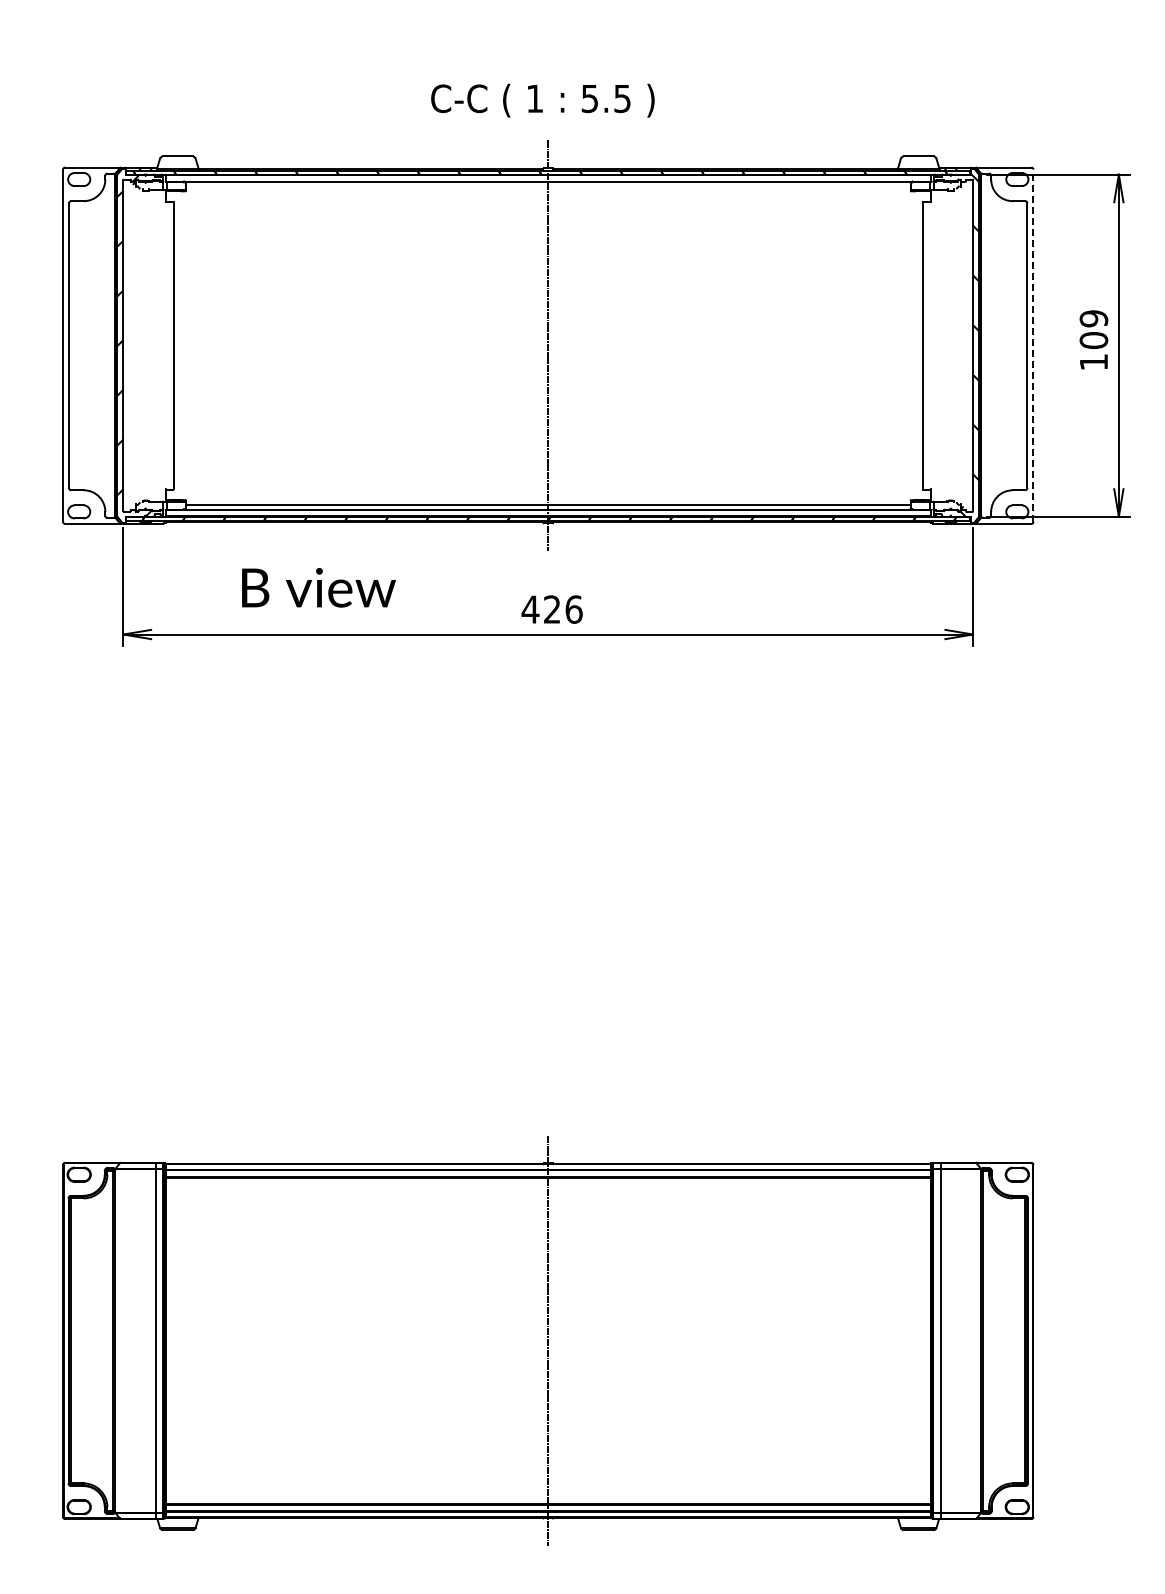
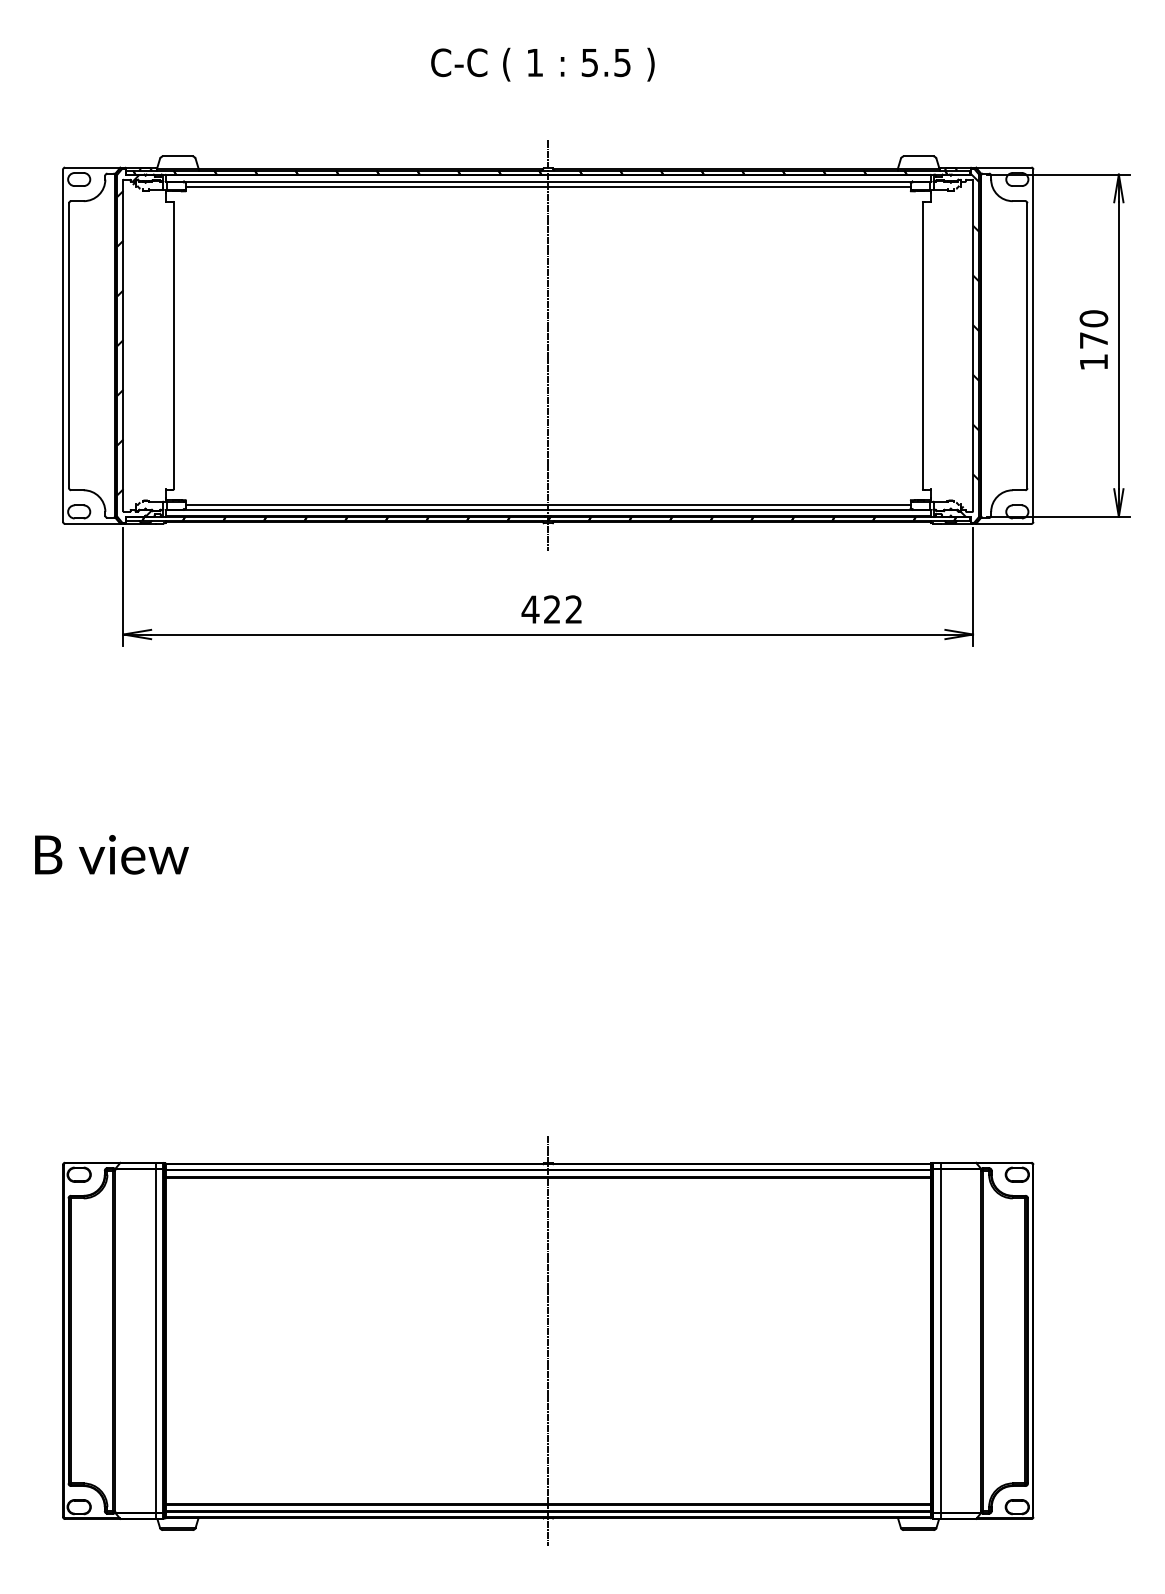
text position: (542, 100) -> (542, 64) (542, 64)
line: none -> present (547, 186)
text: 109 -> 170 (1093, 329)
line: dashed -> solid (1033, 345)
text position: (318, 587) -> (111, 854) (111, 854)
text: 426 -> 422 (573, 609)
